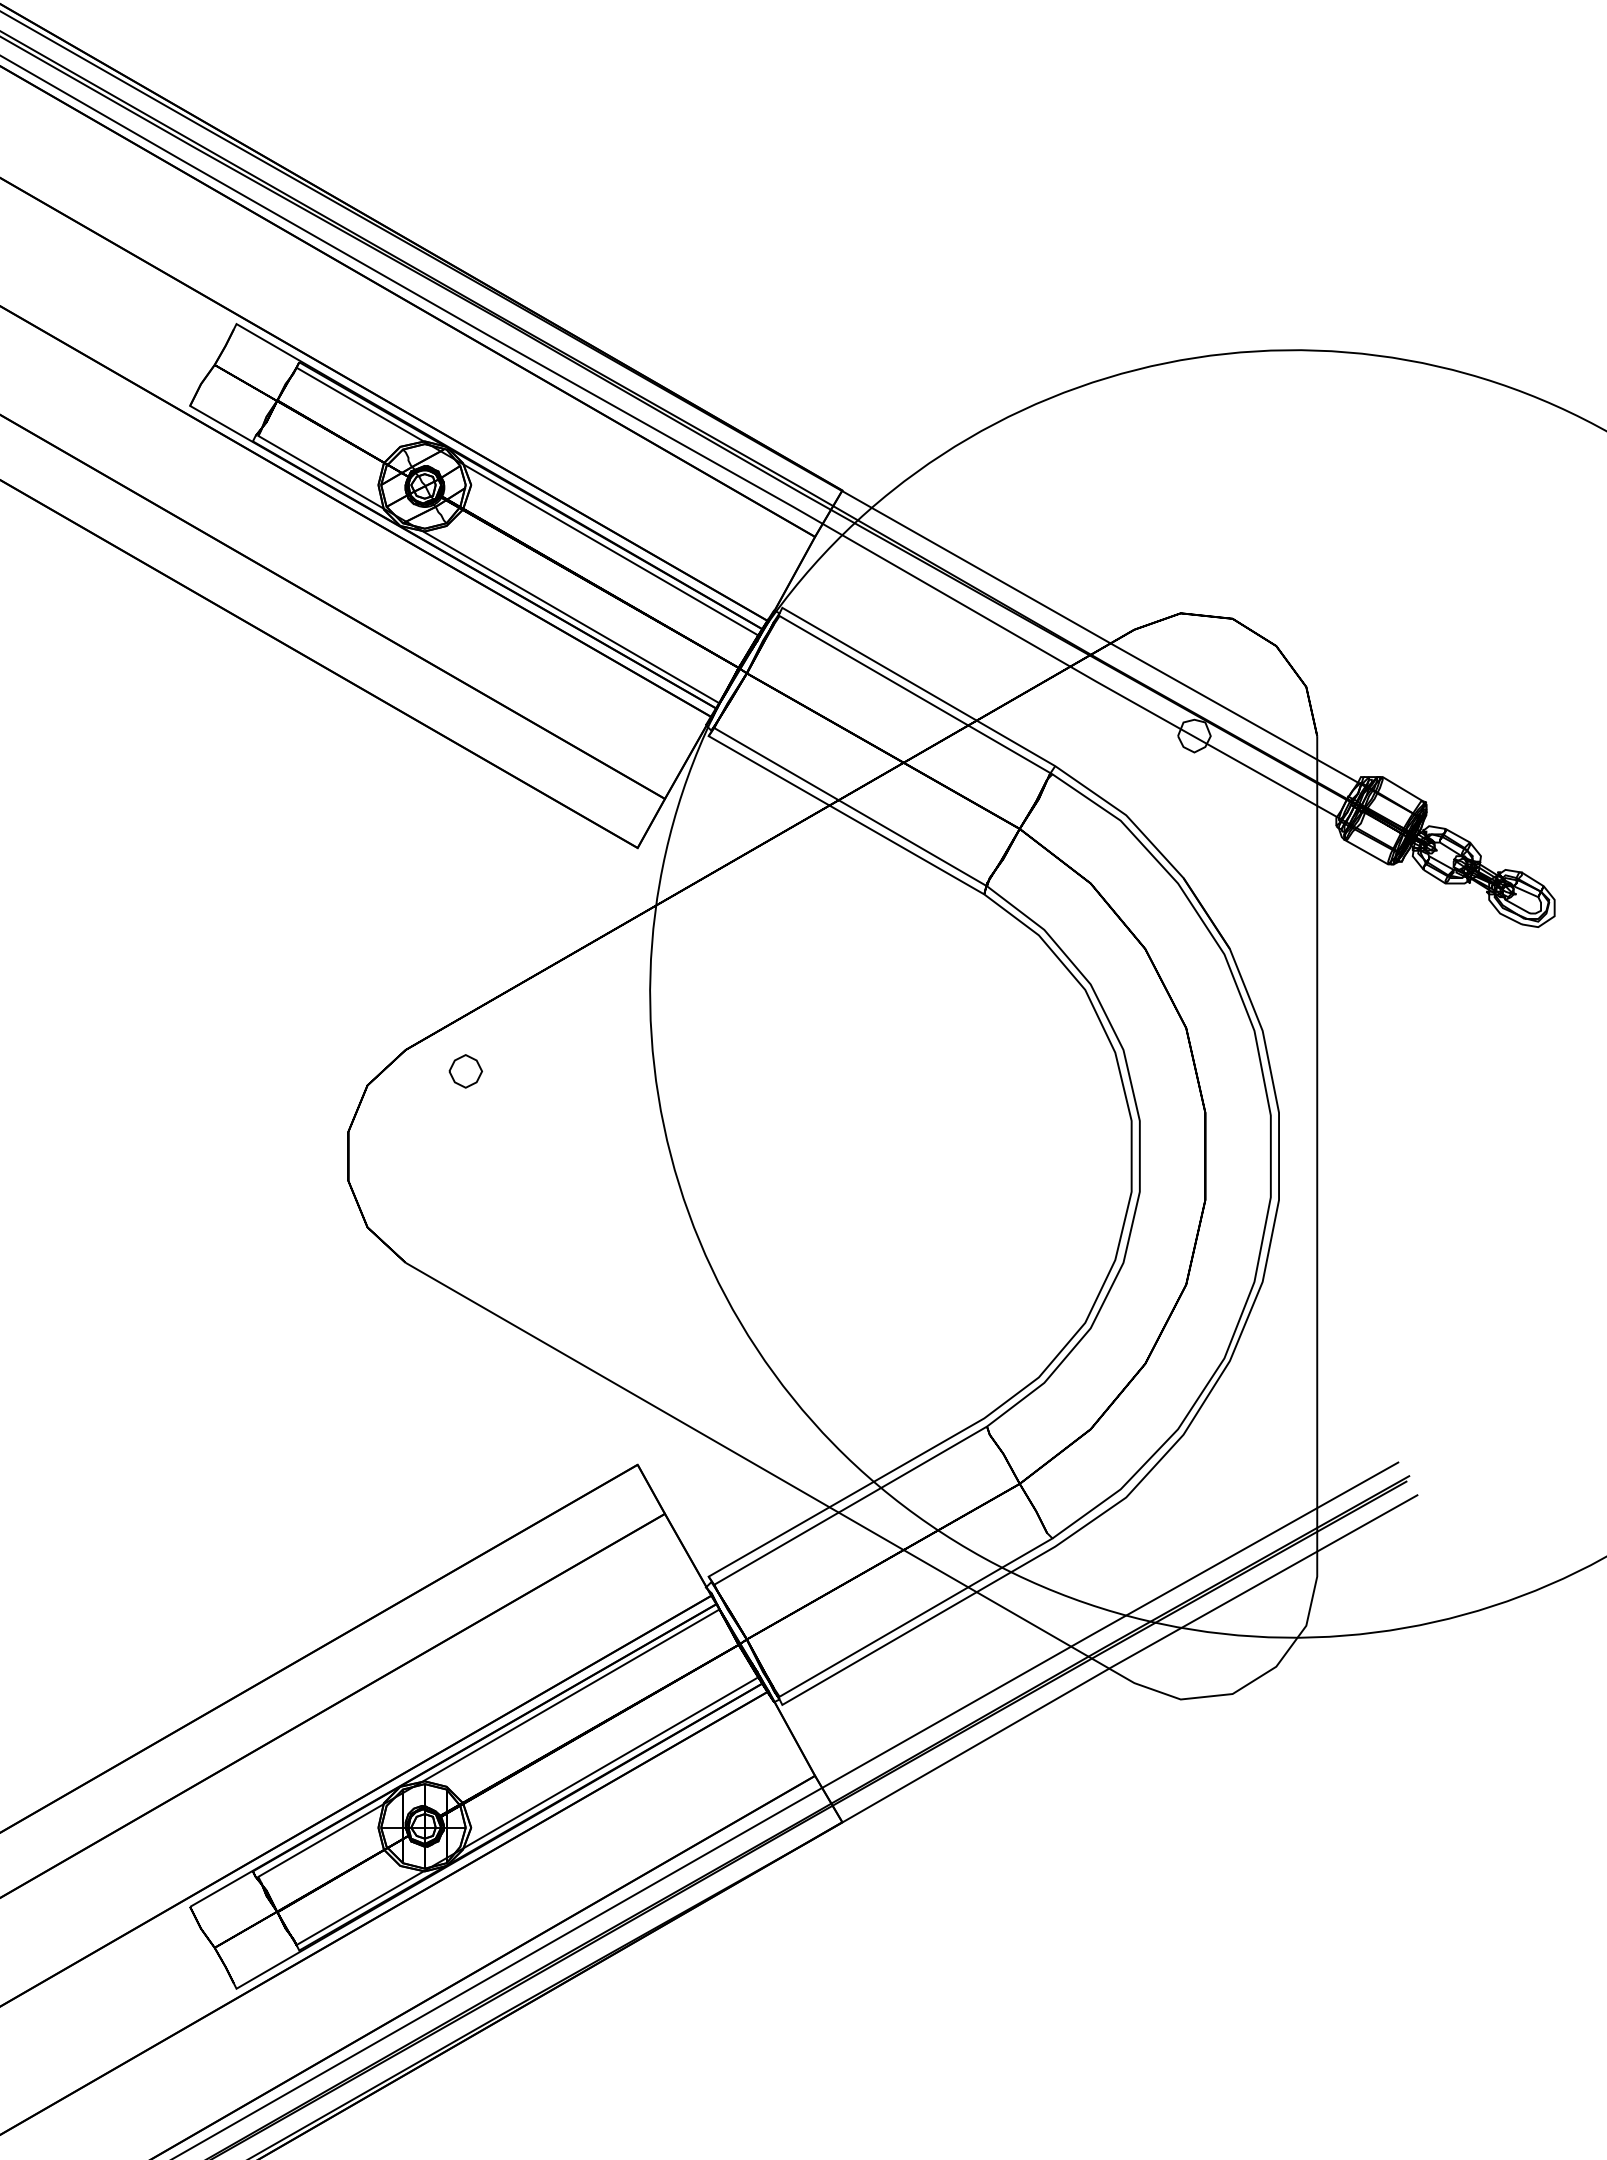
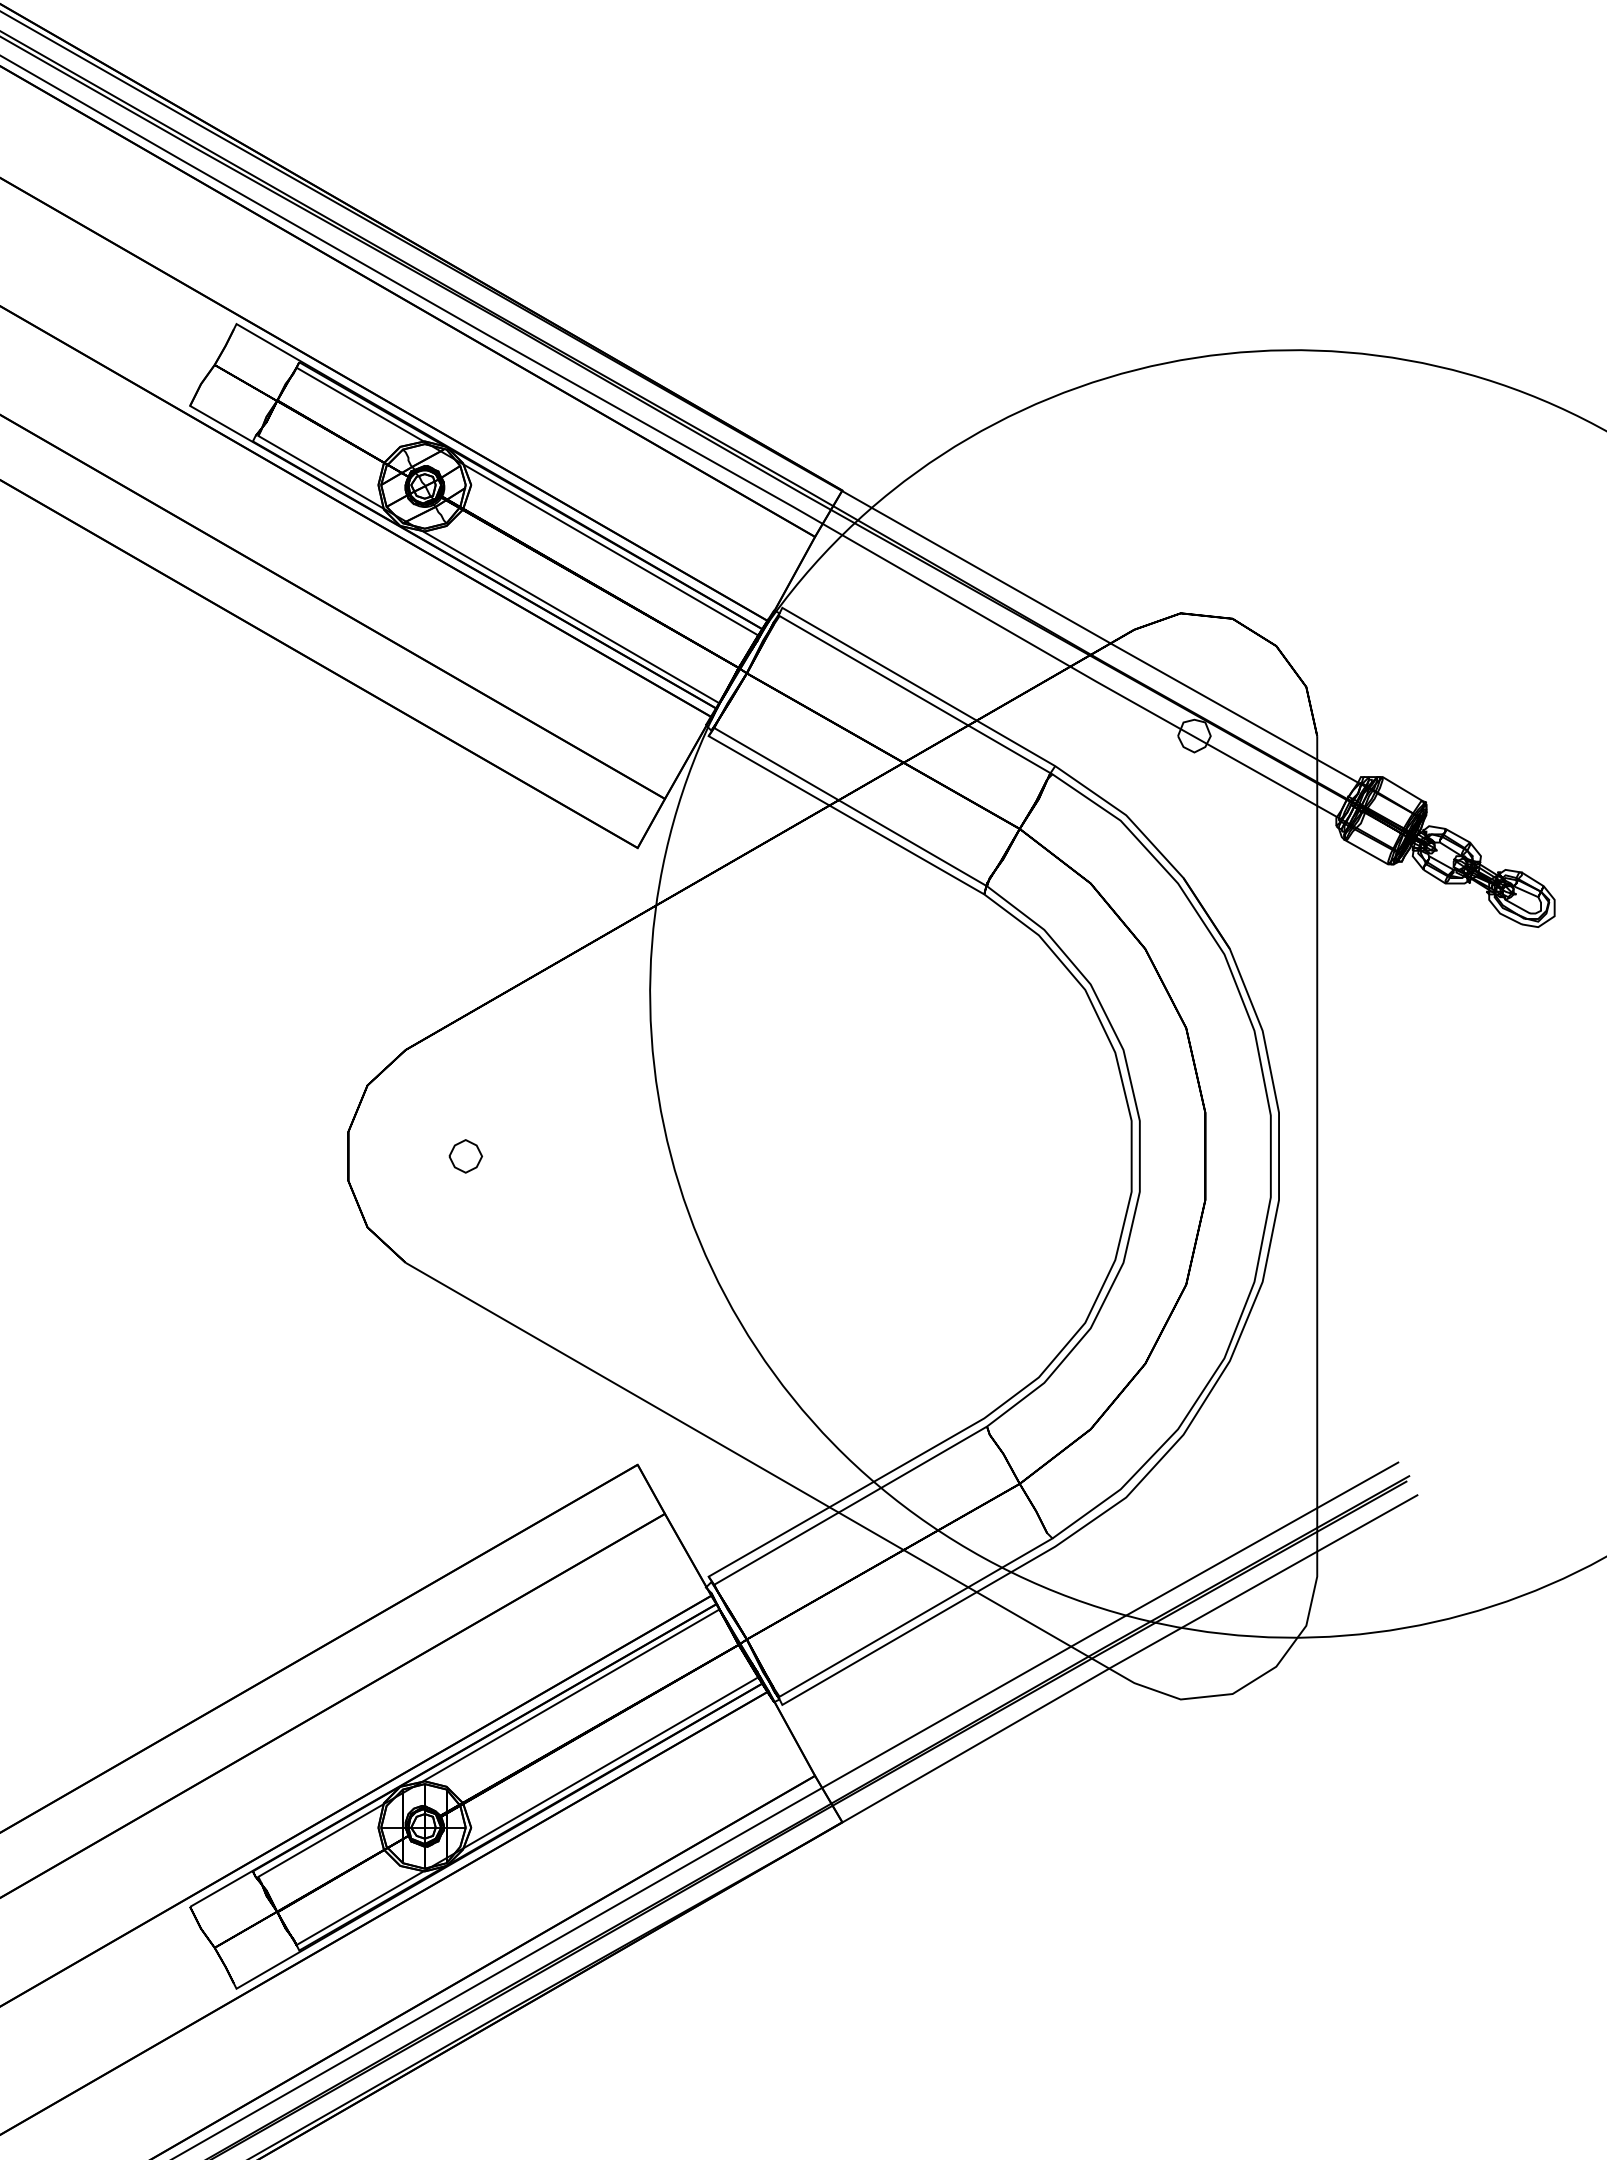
part position: (465, 1071) -> (465, 1156) (465, 1156)
